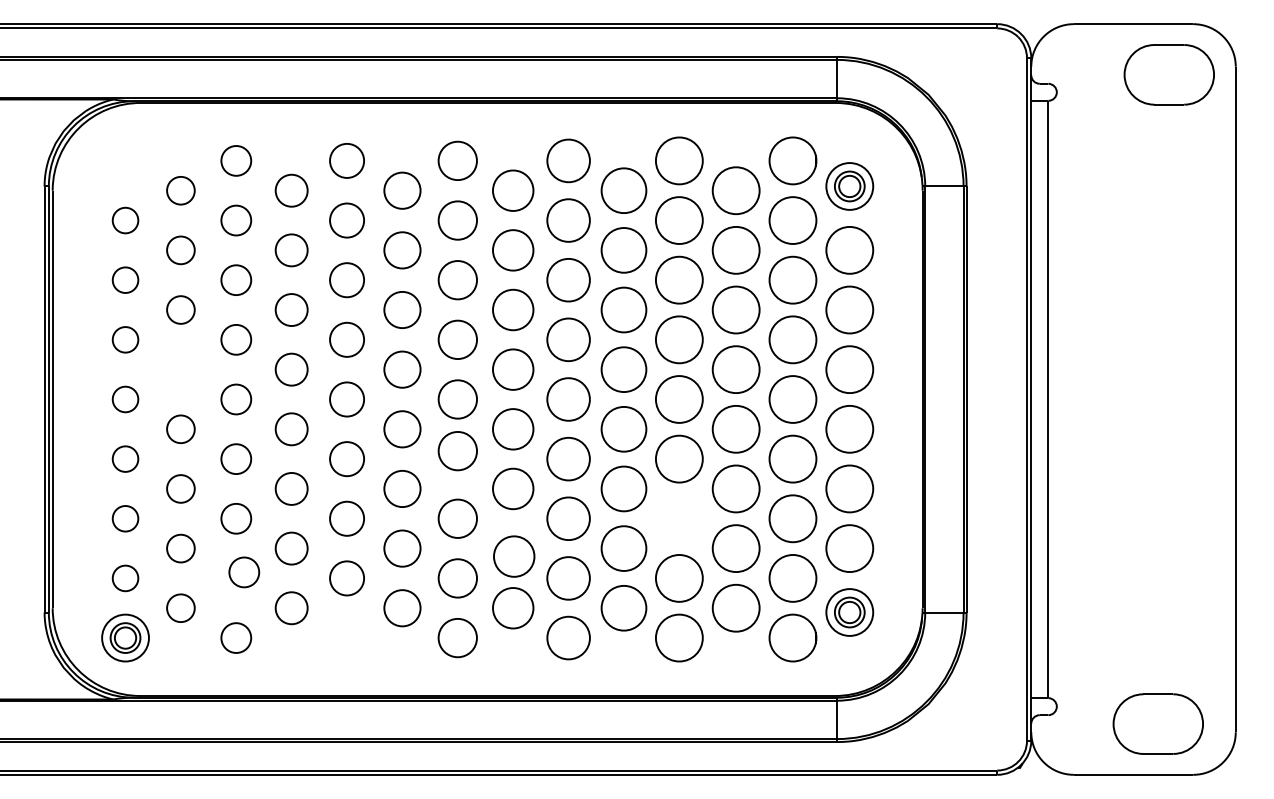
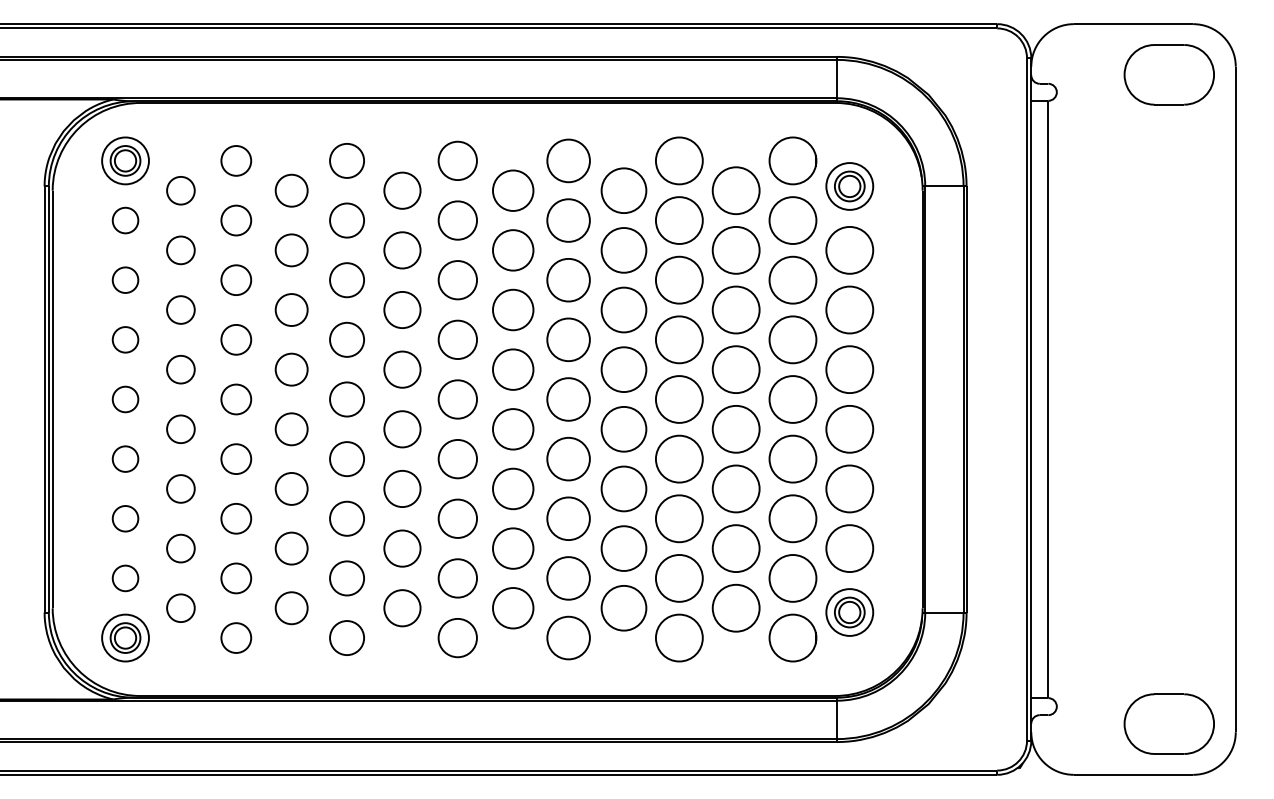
part: none -> present (125, 160)
curve: none -> present (169, 364)
curve position: (440, 455) -> (440, 463) (440, 463)
curve: none -> present (673, 497)
curve position: (529, 545) -> (528, 537) (528, 537)
curve position: (257, 575) -> (249, 581) (249, 581)
curve: none -> present (336, 626)
part position: (1157, 723) -> (1168, 723) (1168, 723)
